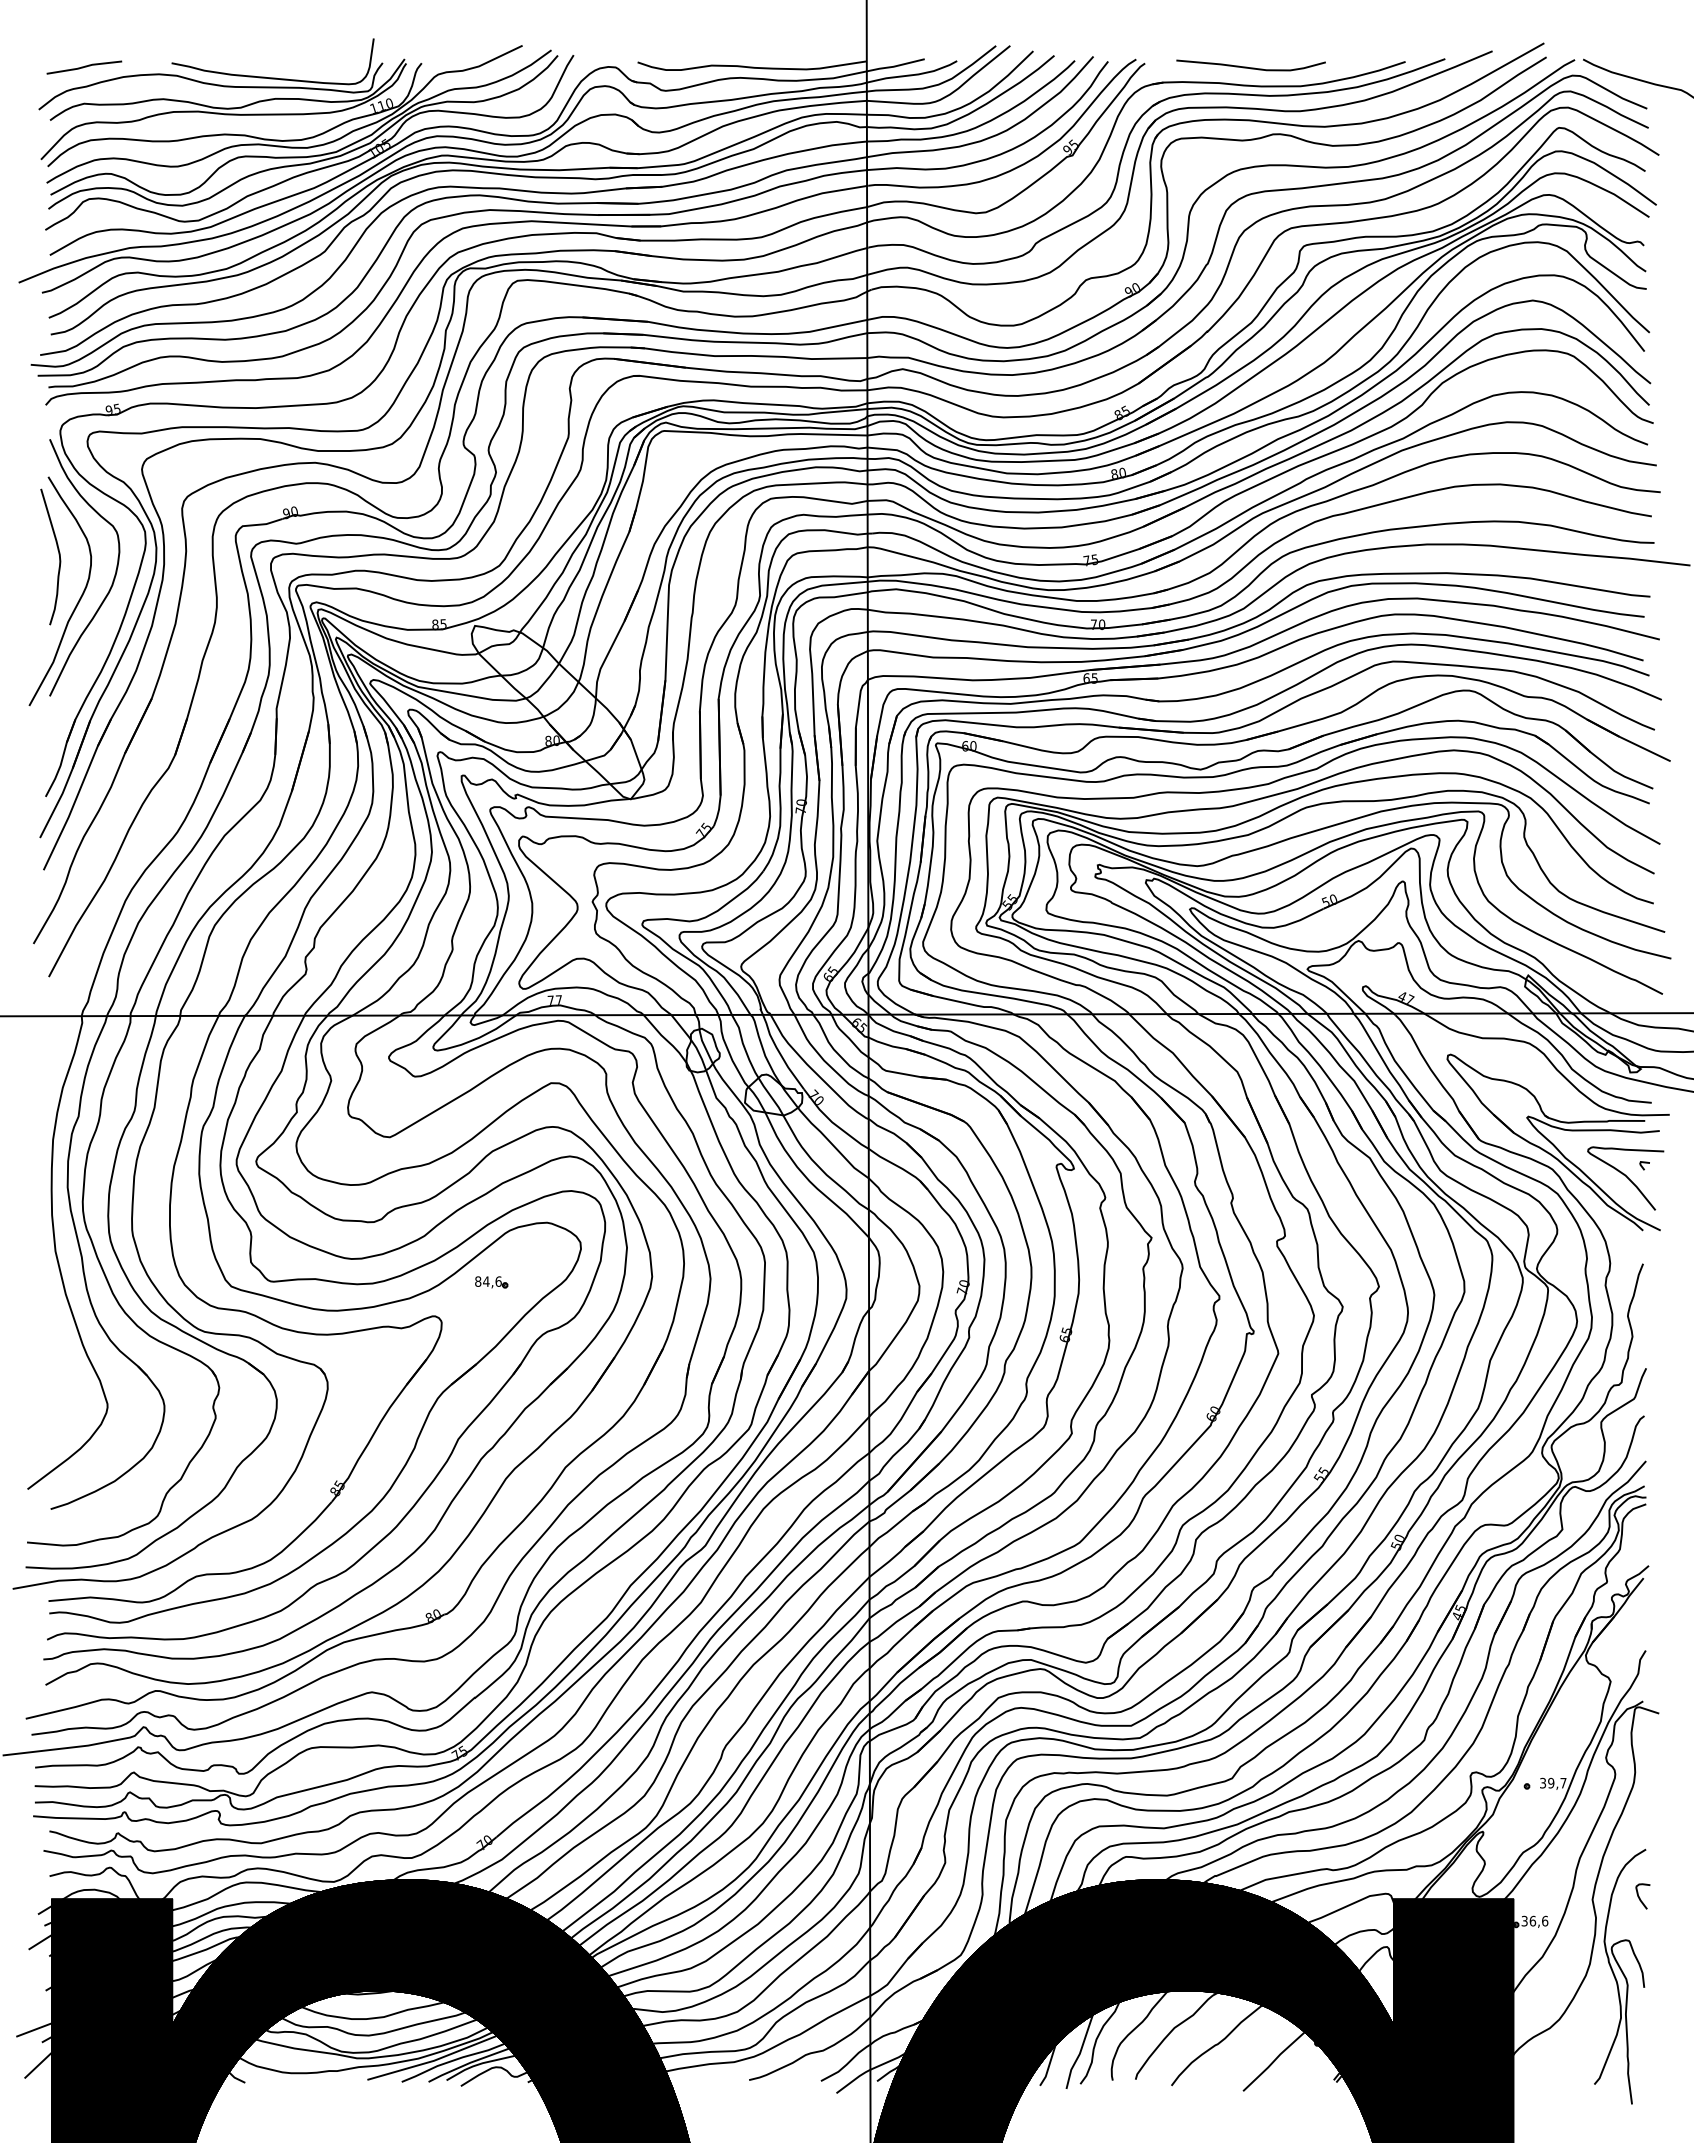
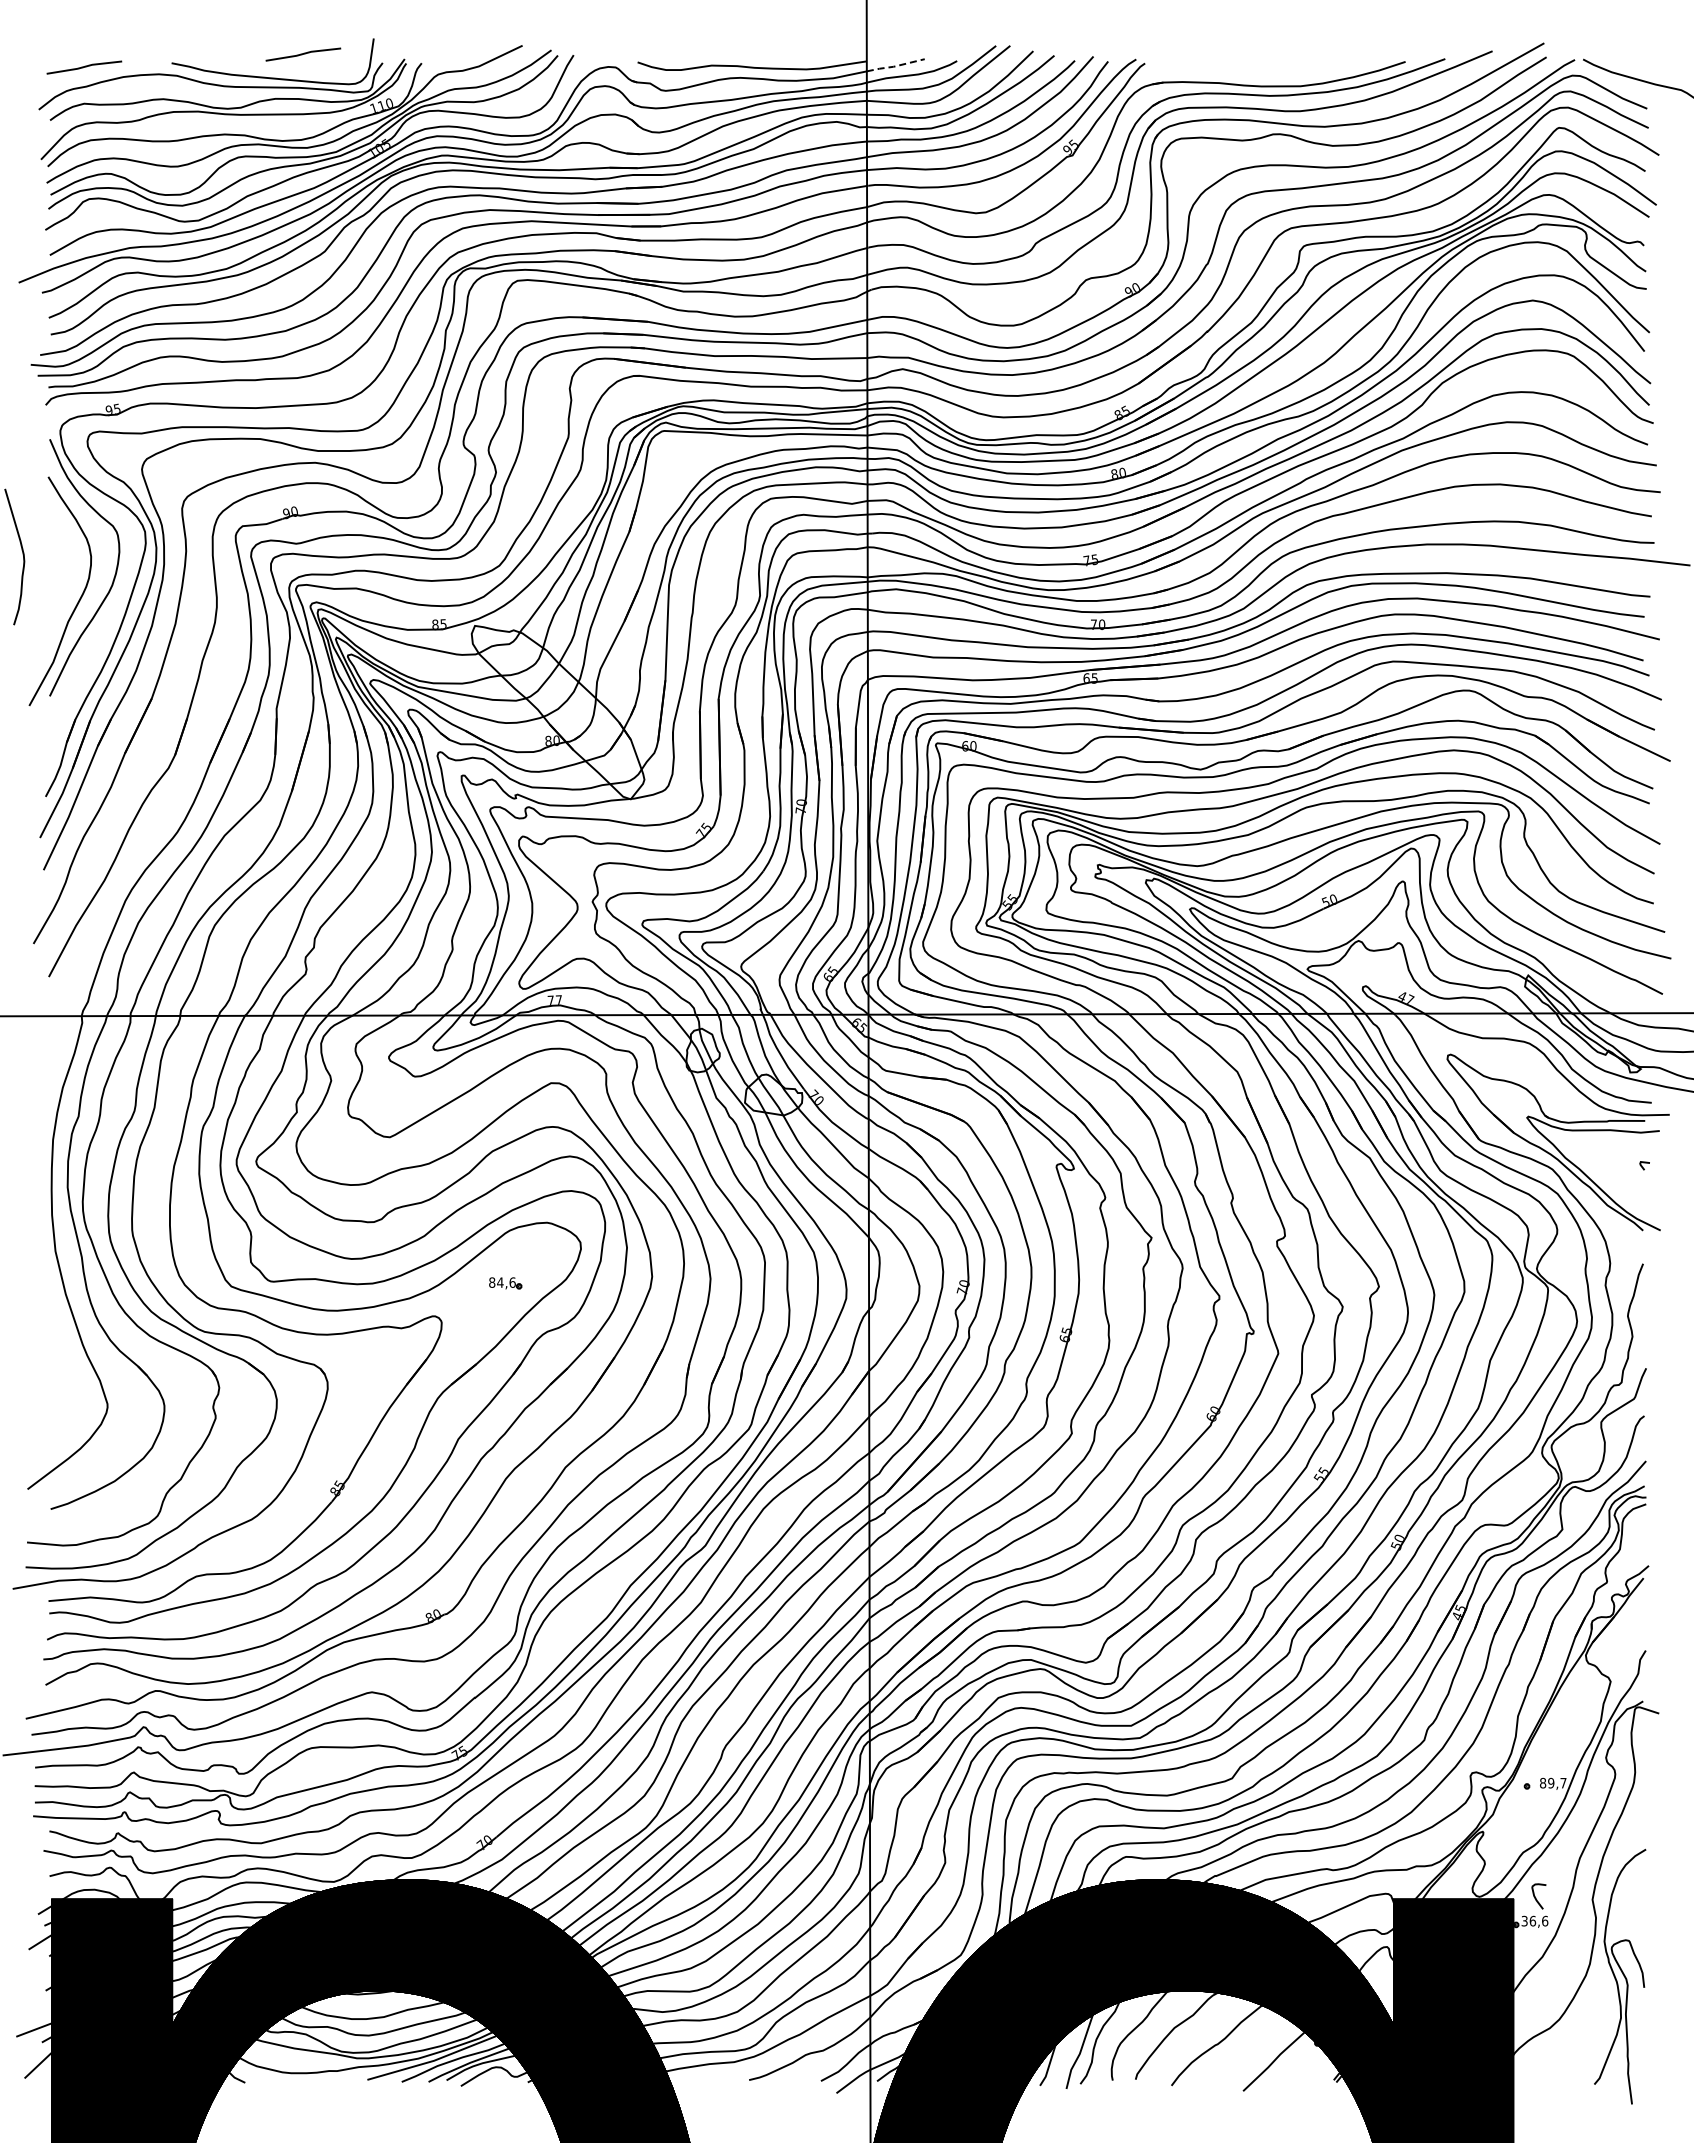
line: none -> present (303, 54)
line: solid -> dashed (895, 66)
curve: present -> none (1250, 67)
curve position: (58, 554) -> (22, 554) (22, 554)
curve: present -> none (1626, 1177)
part position: (491, 1282) -> (505, 1283) (505, 1283)
text: 39,7 -> 89,7 (1543, 1783)
curve position: (1640, 1897) -> (1536, 1897) (1536, 1897)
